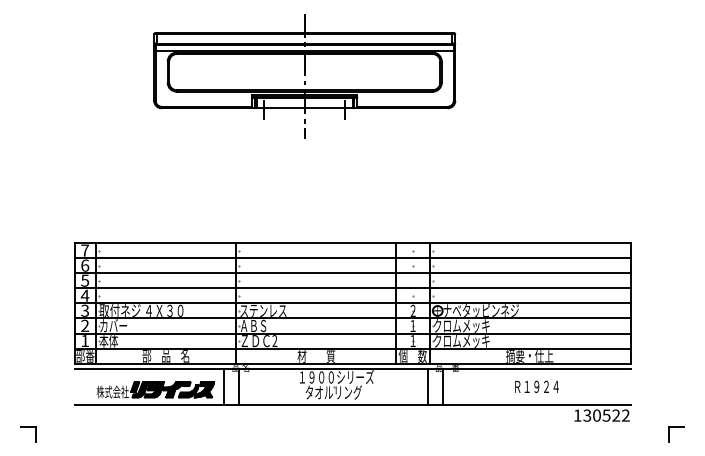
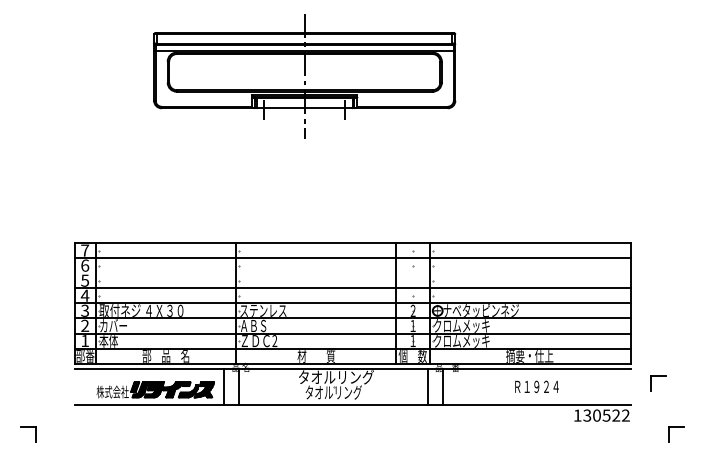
line: present -> none (352, 273)
part: none -> present (658, 376)
text: １９００シリーズ -> タオルリング (336, 377)
